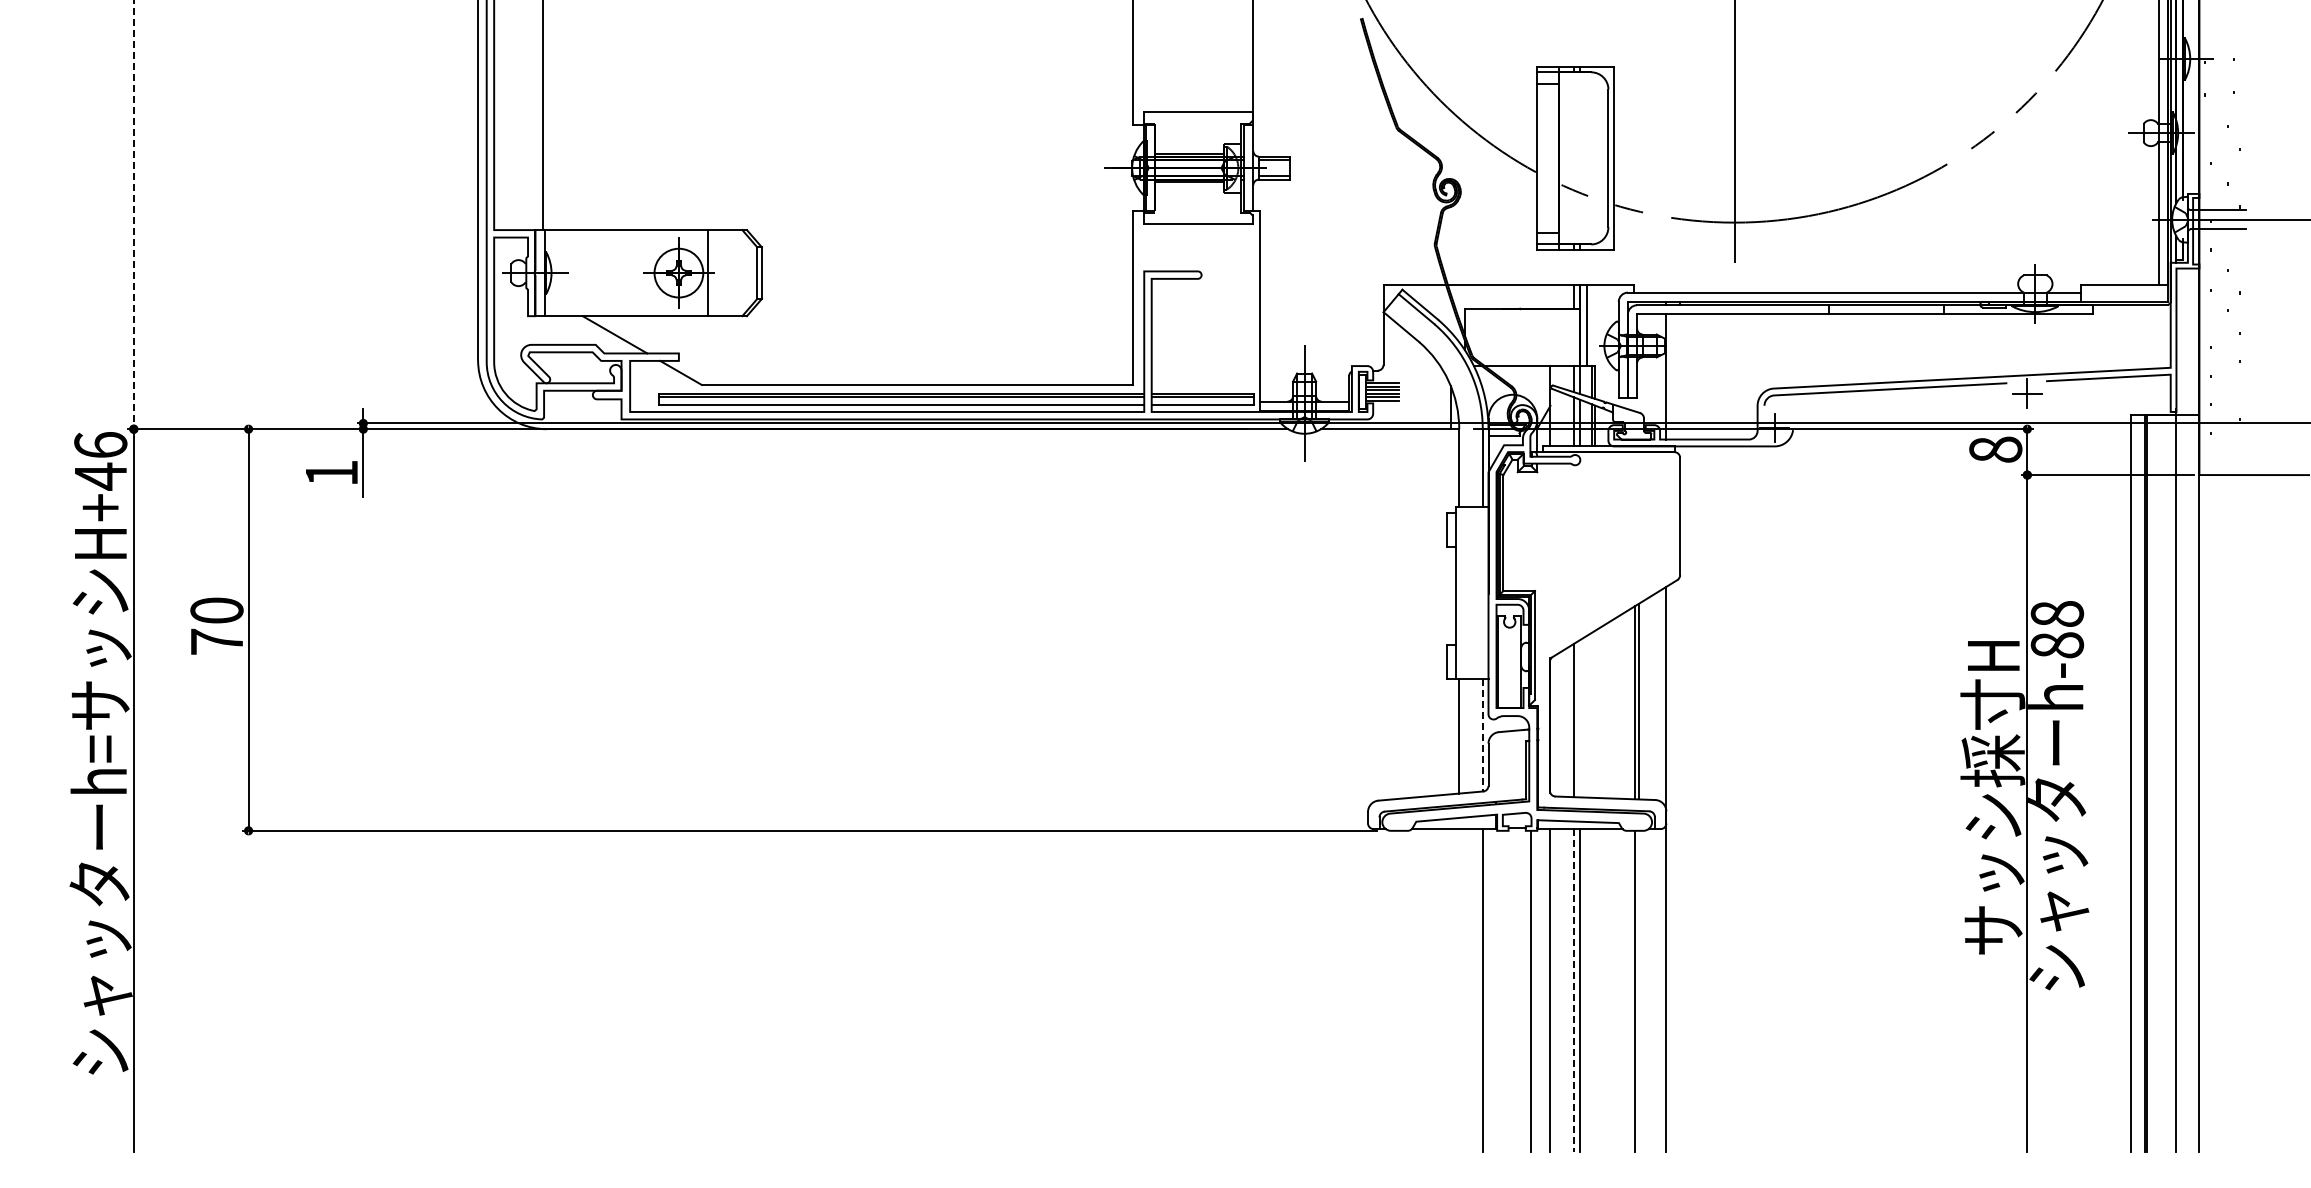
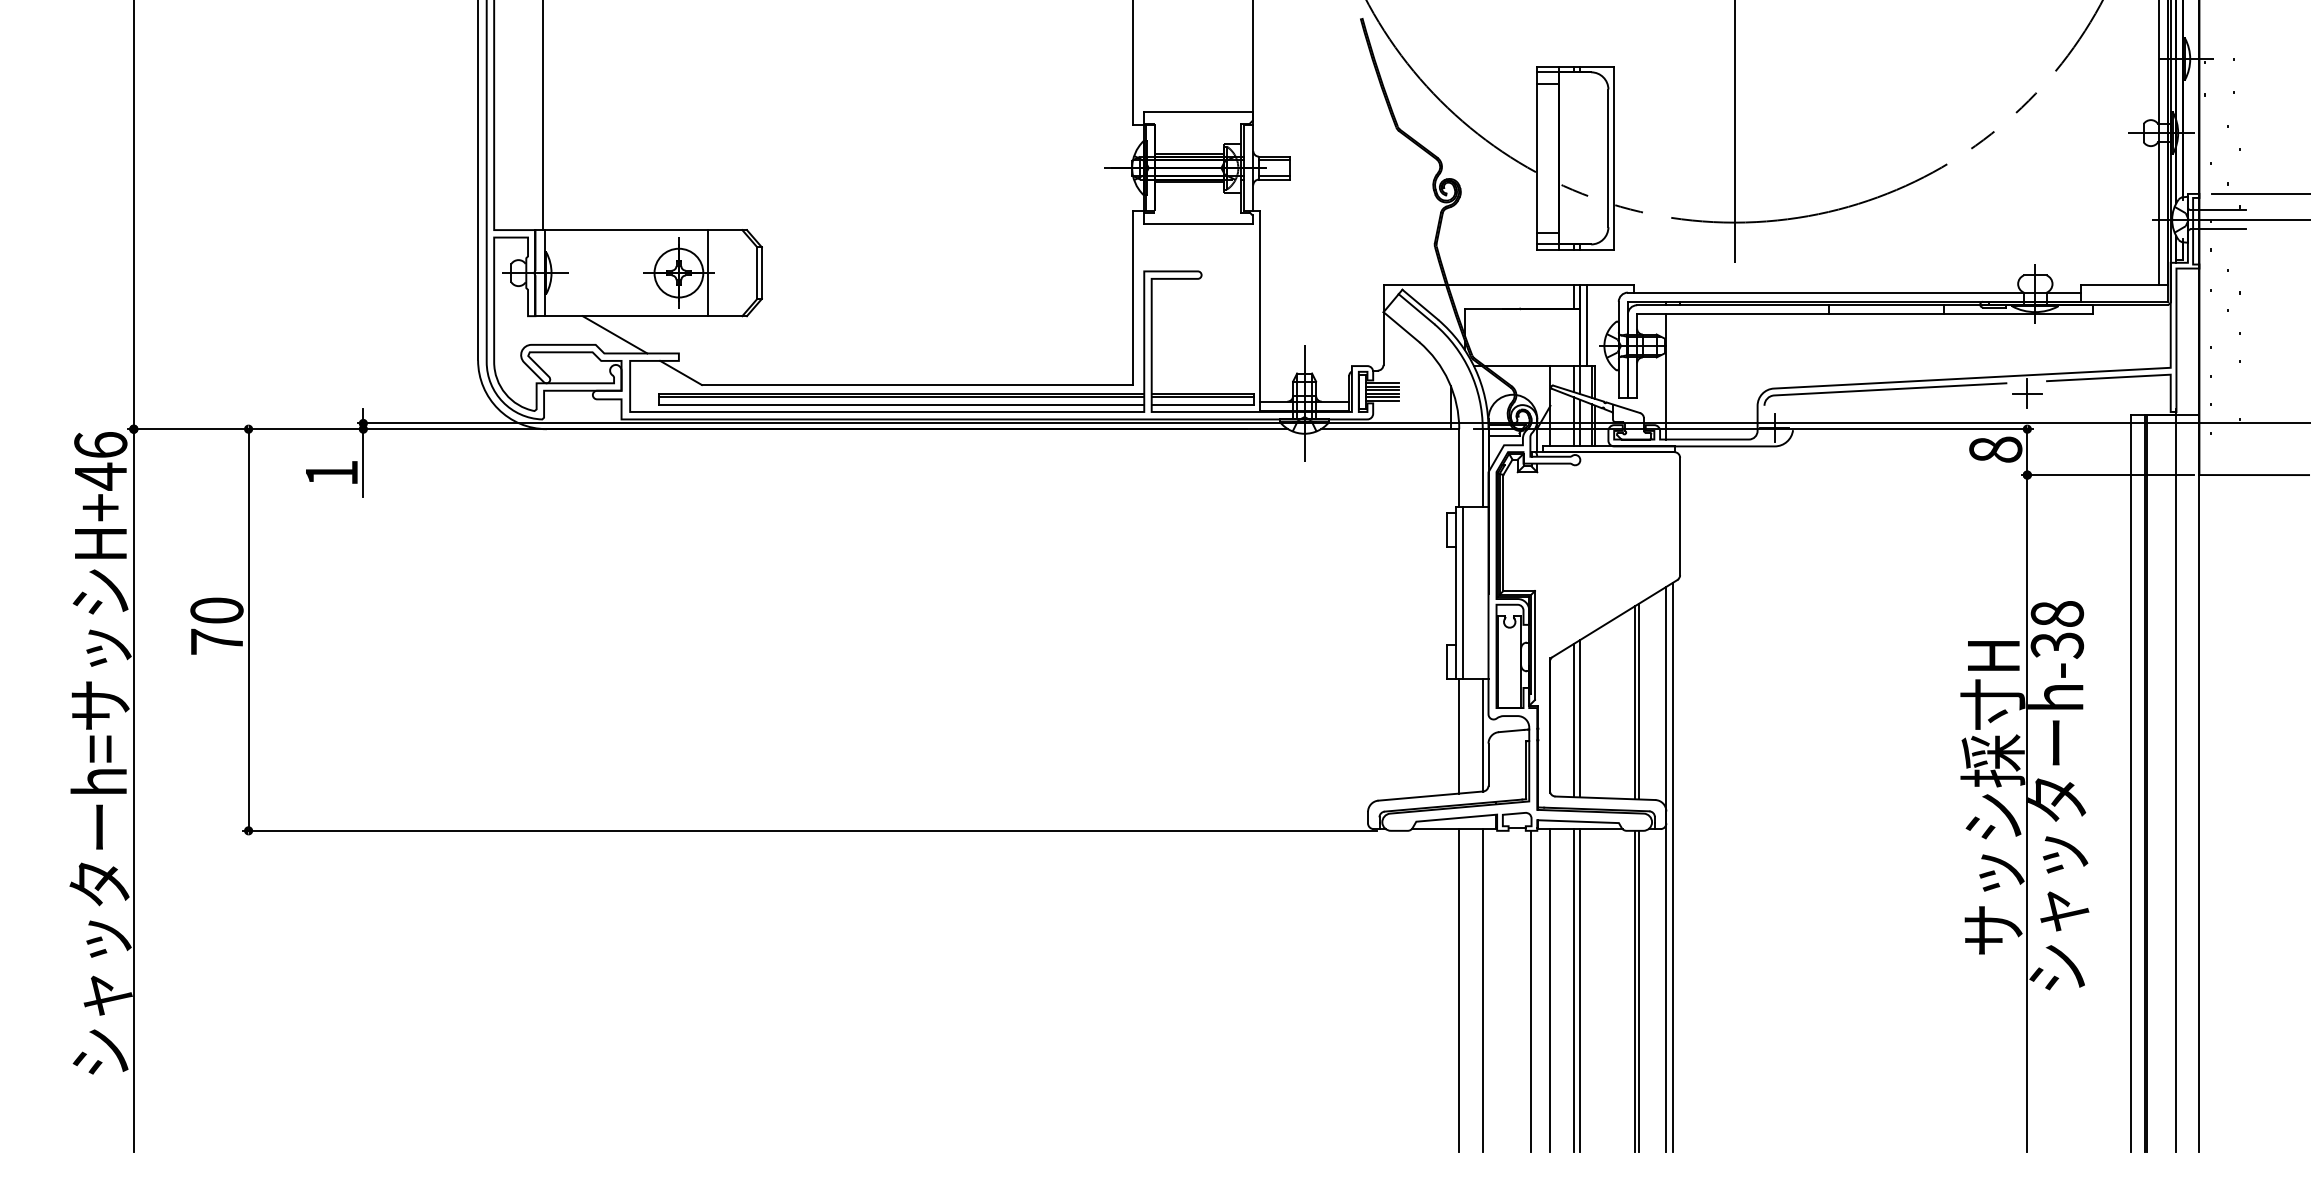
line: none -> present (2259, 193)
line: dashed -> solid (133, 215)
line: none -> present (1463, 593)
text: h-88 -> h-38 (2056, 645)
line: none -> present (1579, 718)
line: dashed -> solid (1482, 735)
line: none -> present (1672, 867)
line: none -> present (1459, 990)
line: dashed -> solid (1574, 990)
line: none -> present (1638, 991)
